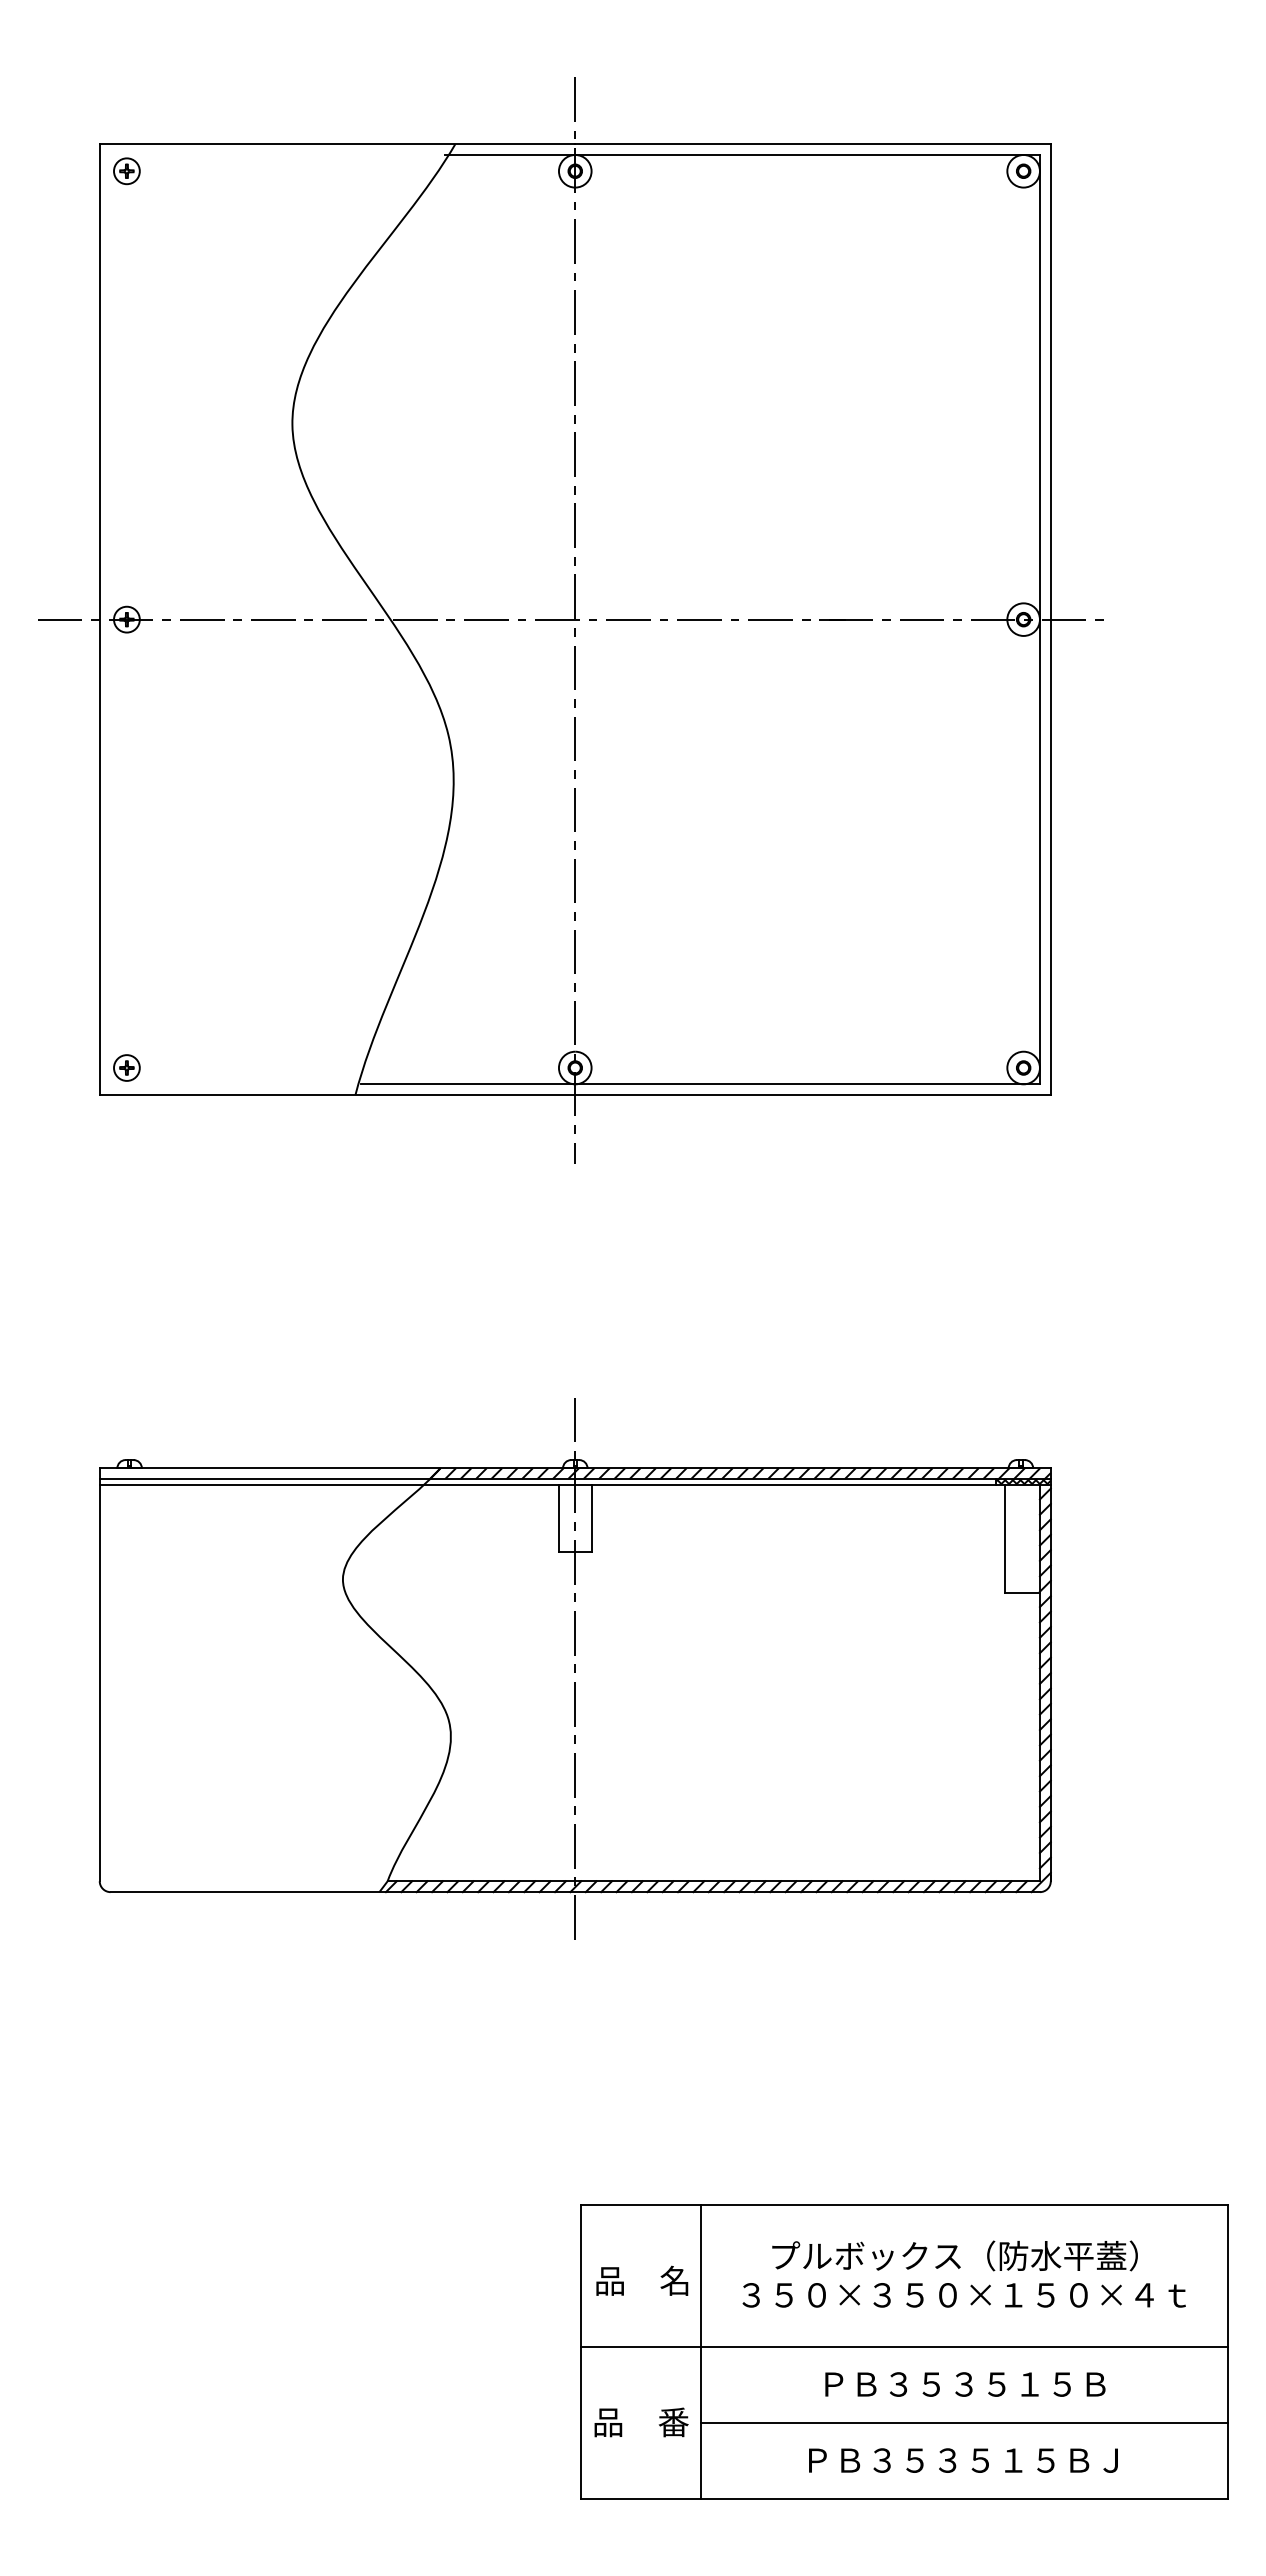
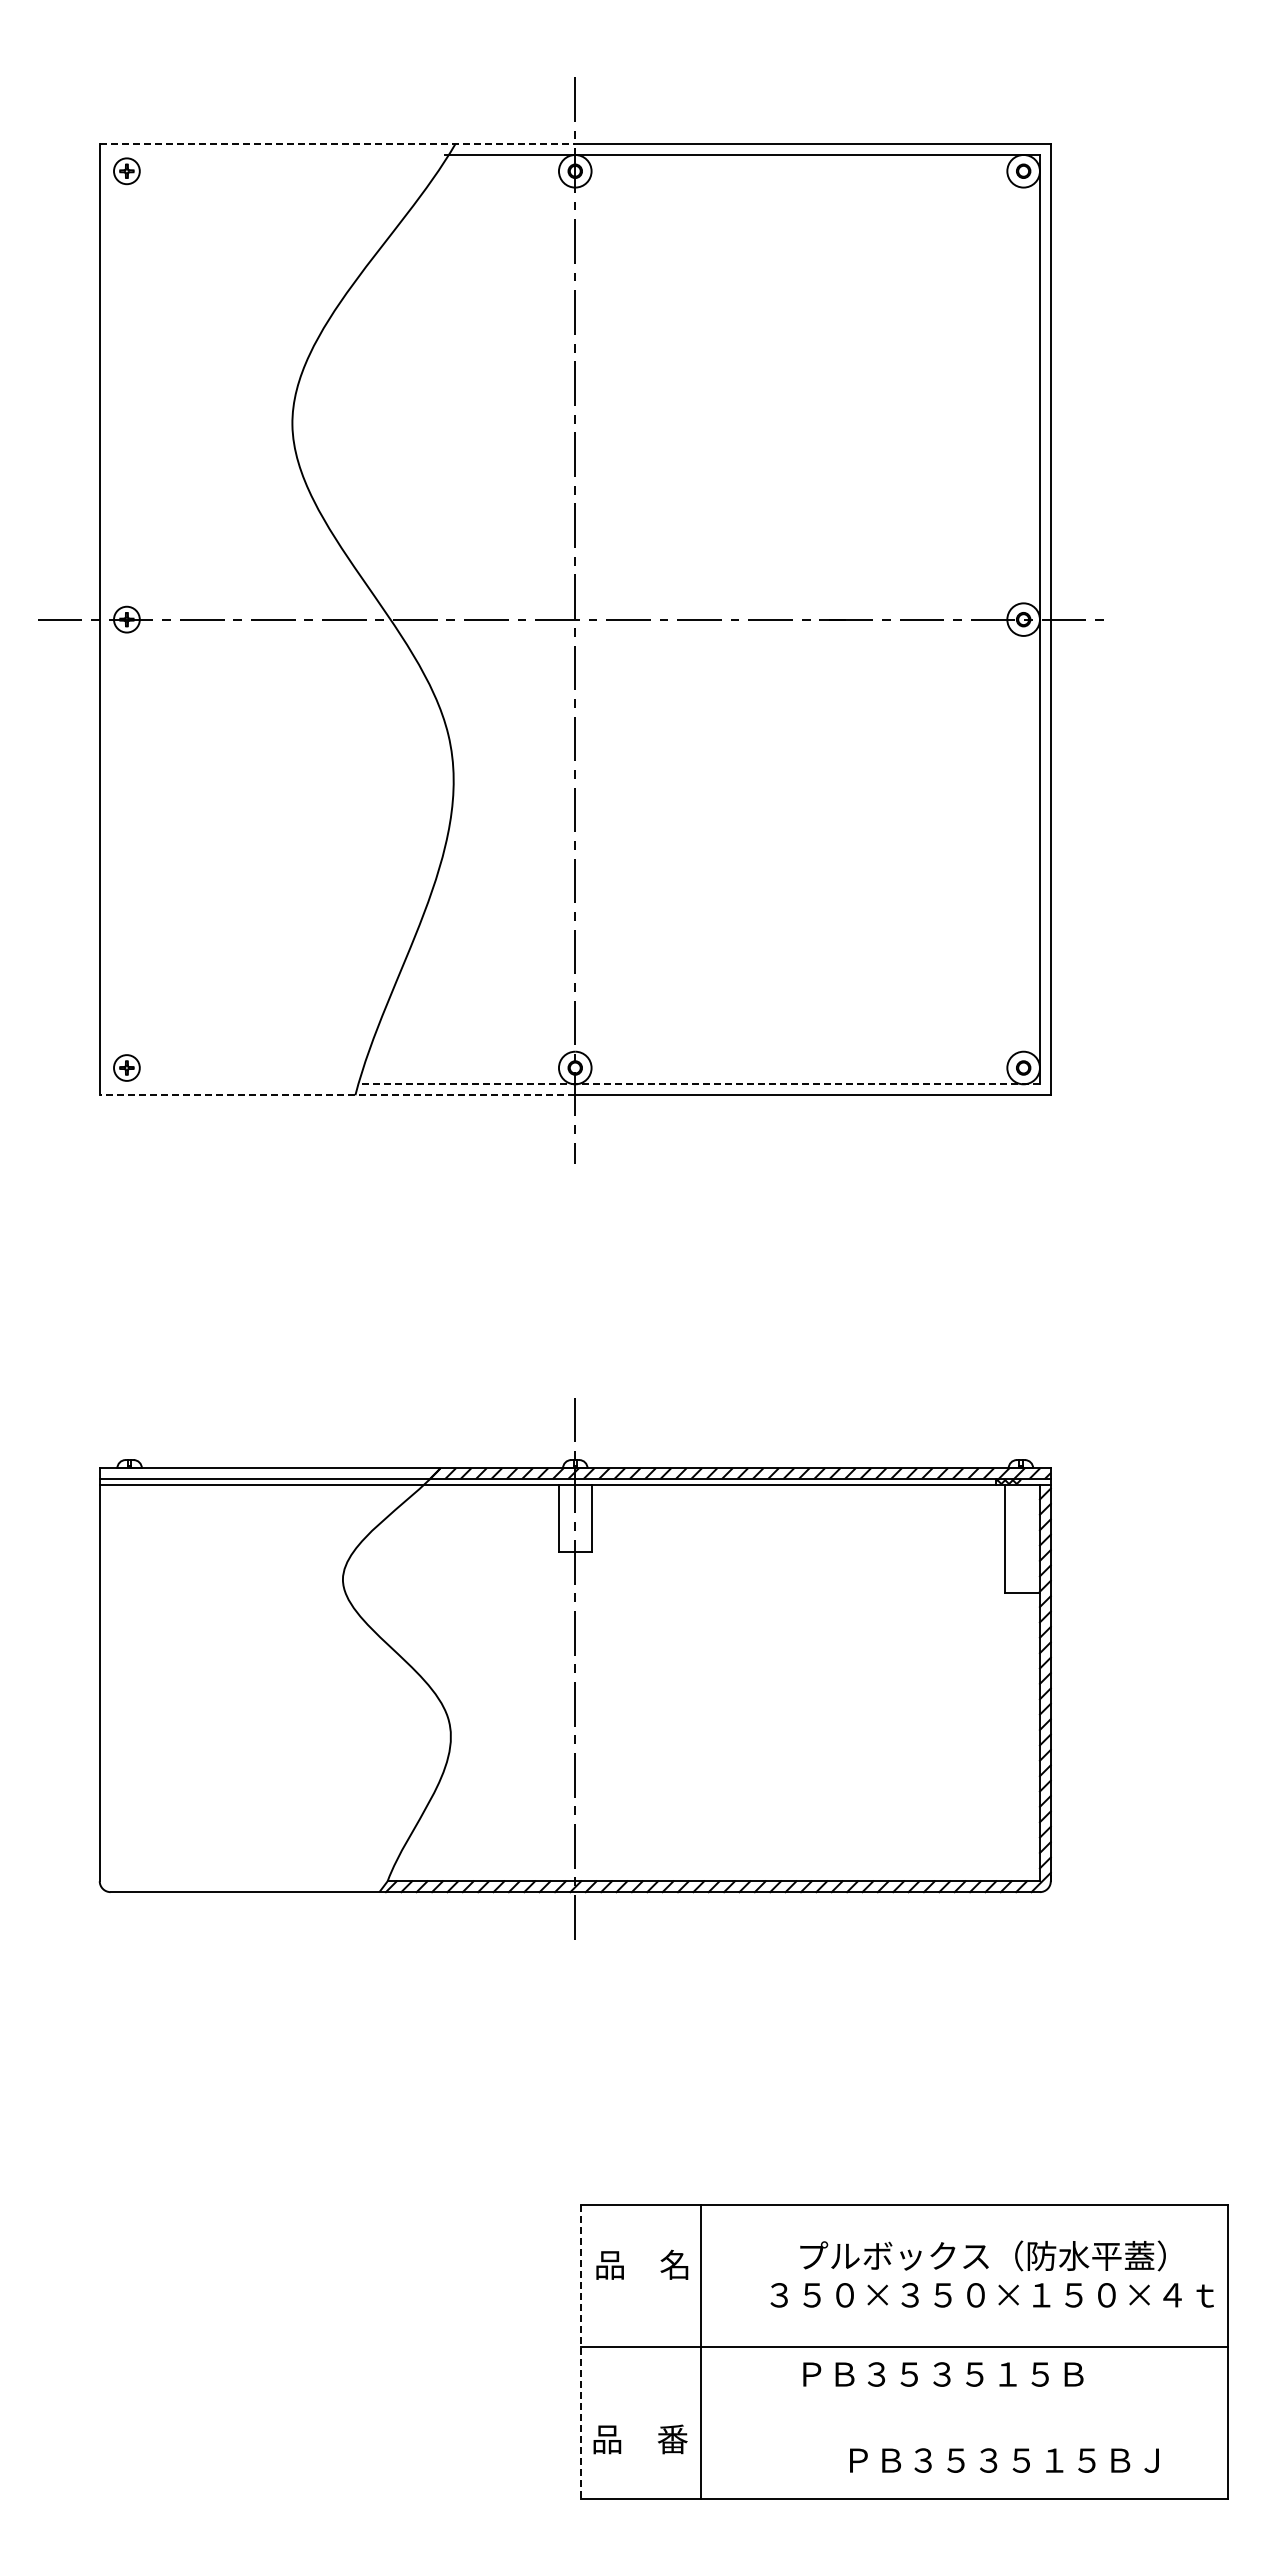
line: solid -> dashed (337, 144)
line: solid -> dashed (699, 1084)
line: solid -> dashed (337, 1095)
hatch: present -> none (1035, 1481)
text position: (963, 2273) -> (991, 2273) (991, 2273)
text position: (642, 2280) -> (642, 2264) (642, 2264)
line: solid -> dashed (581, 2351)
text position: (965, 2384) -> (943, 2374) (943, 2374)
text position: (641, 2422) -> (640, 2439) (640, 2439)
line: present -> none (963, 2422)
text position: (963, 2460) -> (1004, 2460) (1004, 2460)
